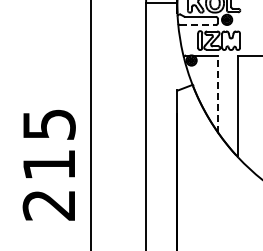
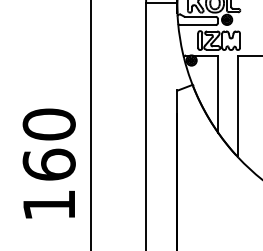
line: dashed -> solid (198, 25)
line: dashed -> solid (218, 94)
text: 215 -> 160 (48, 164)
